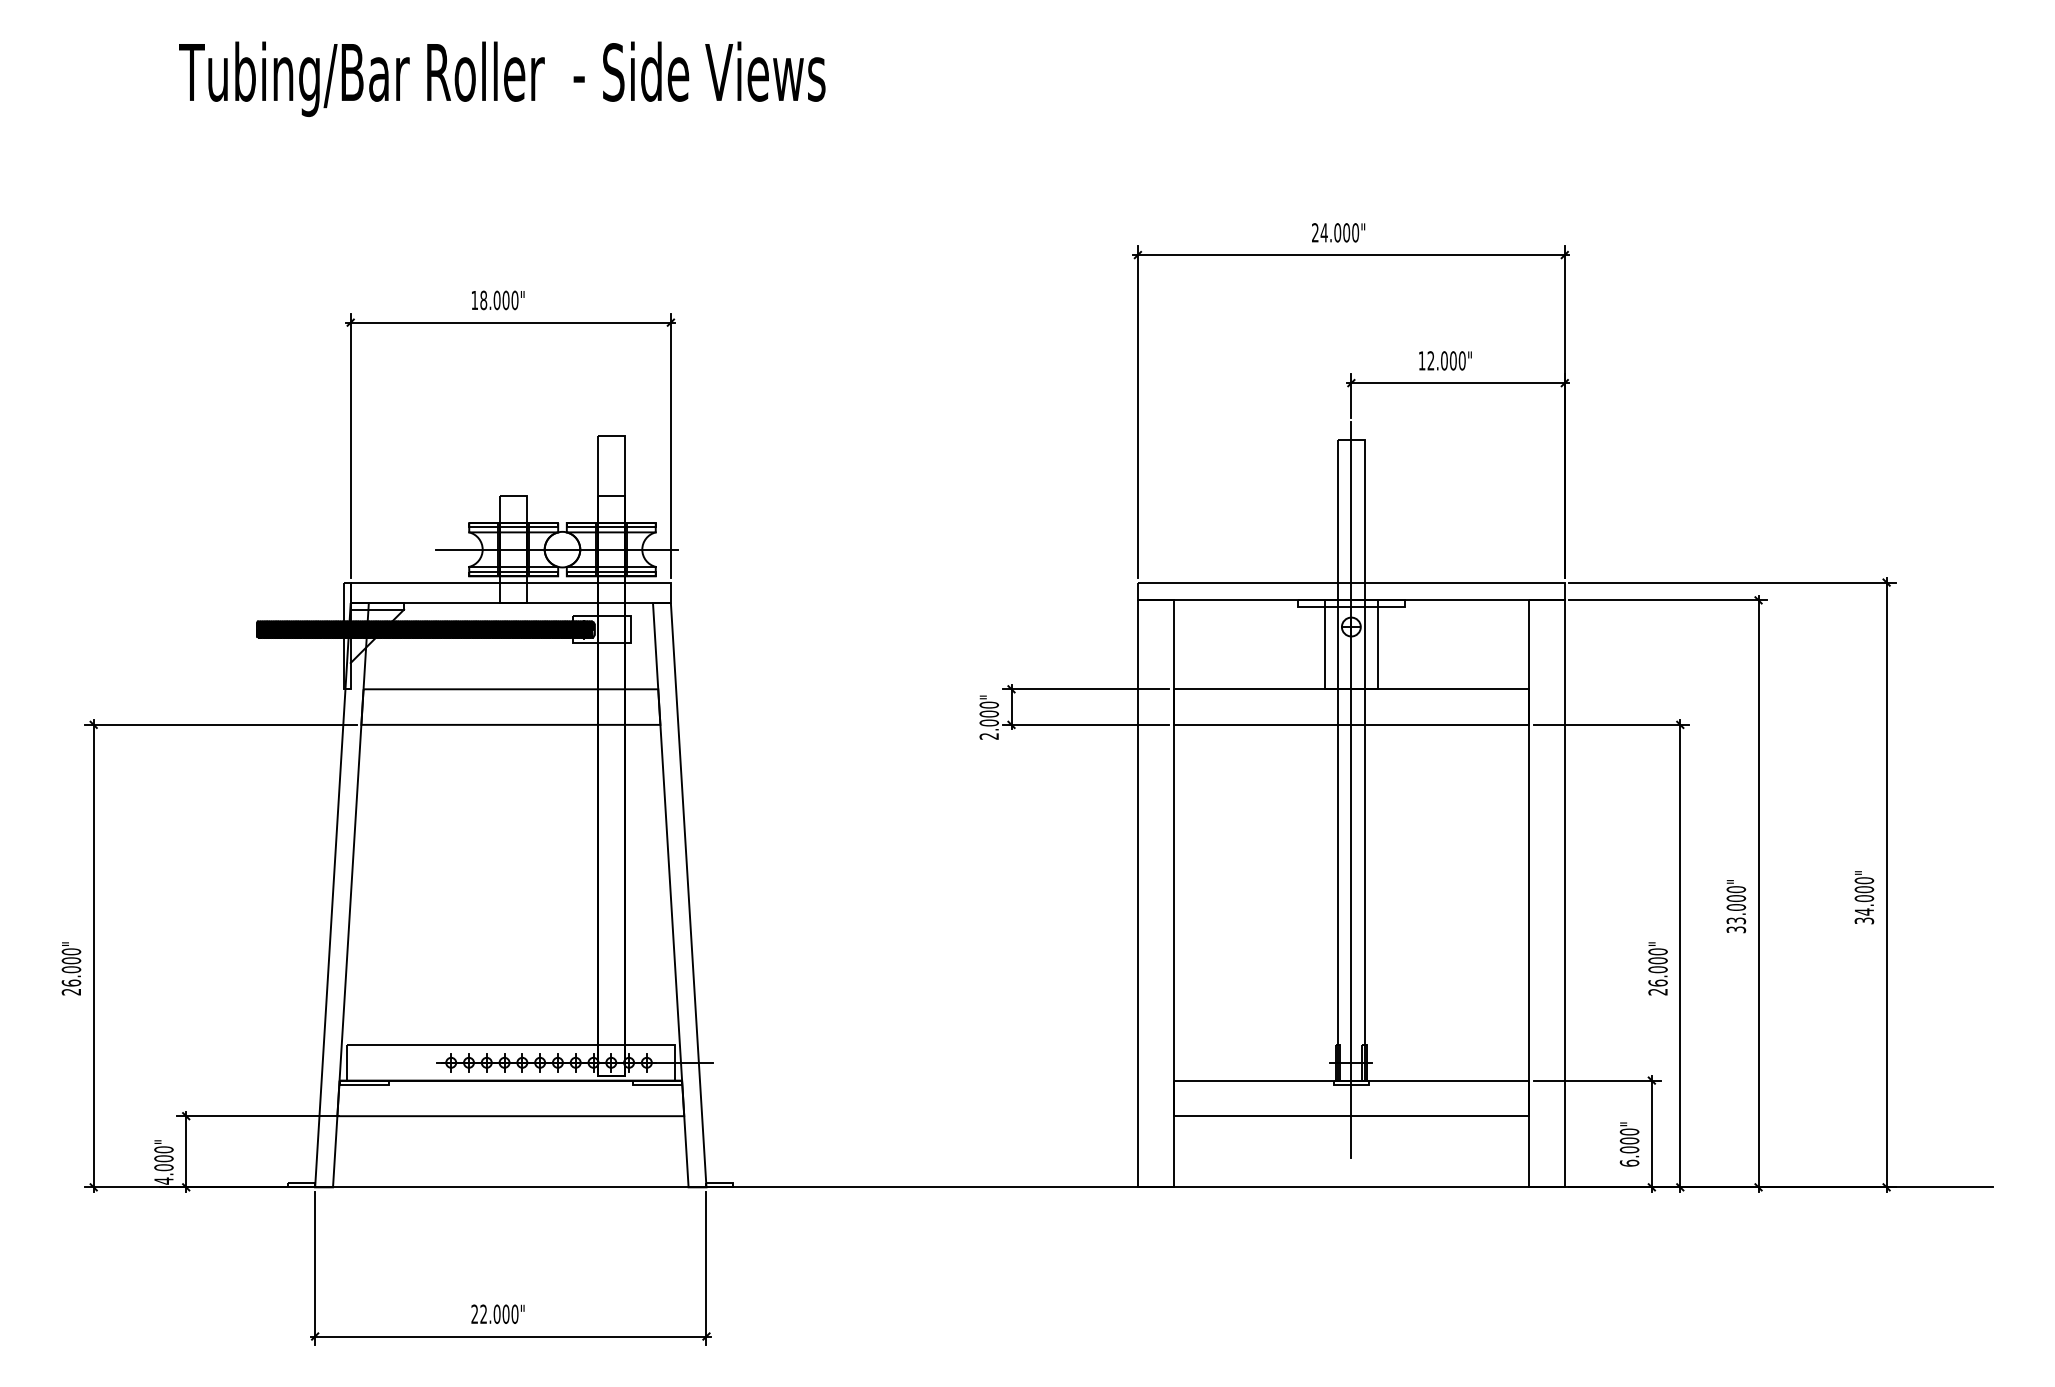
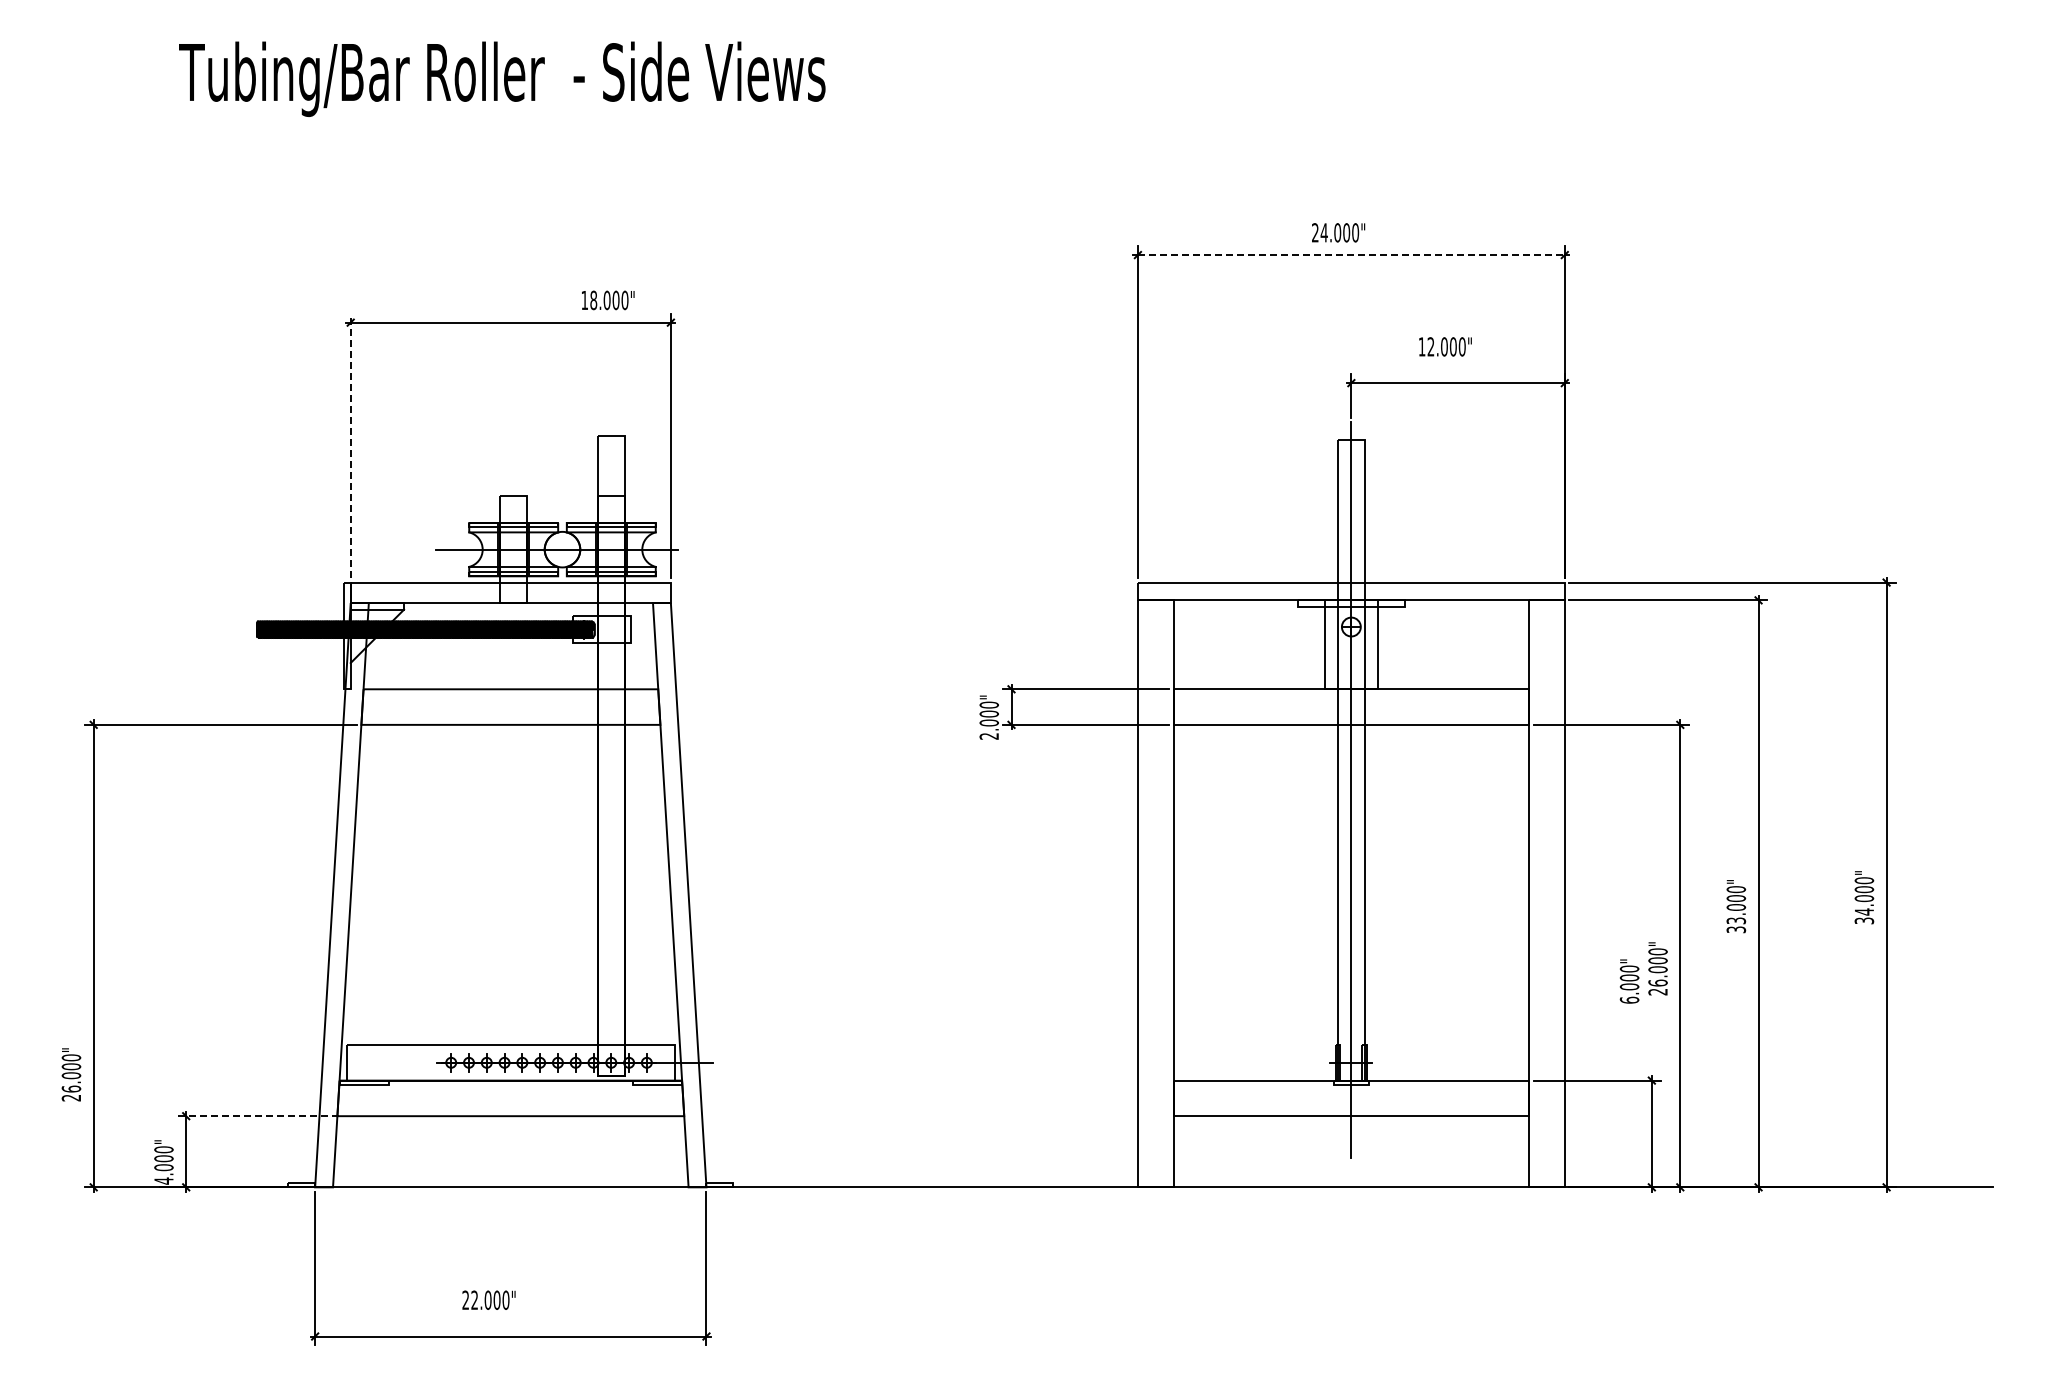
line: solid -> dashed (1351, 255)
text position: (498, 300) -> (608, 300) (608, 300)
text position: (1445, 360) -> (1445, 346) (1445, 346)
line: solid -> dashed (350, 445)
text position: (71, 968) -> (71, 1074) (71, 1074)
line: solid -> dashed (258, 1116)
text position: (1629, 1144) -> (1629, 981) (1629, 981)
text position: (497, 1313) -> (488, 1299) (488, 1299)
